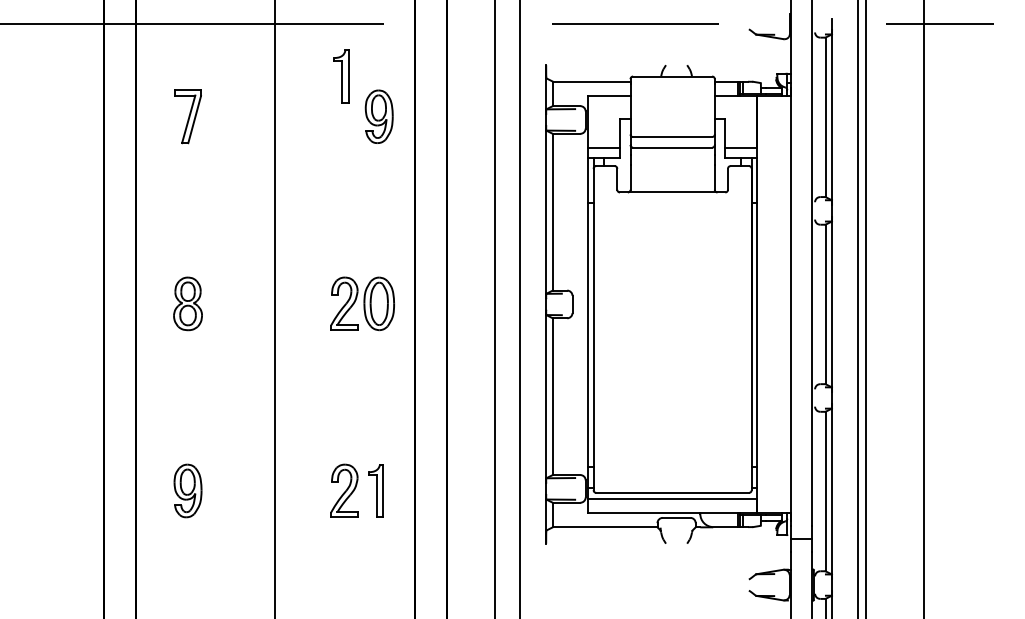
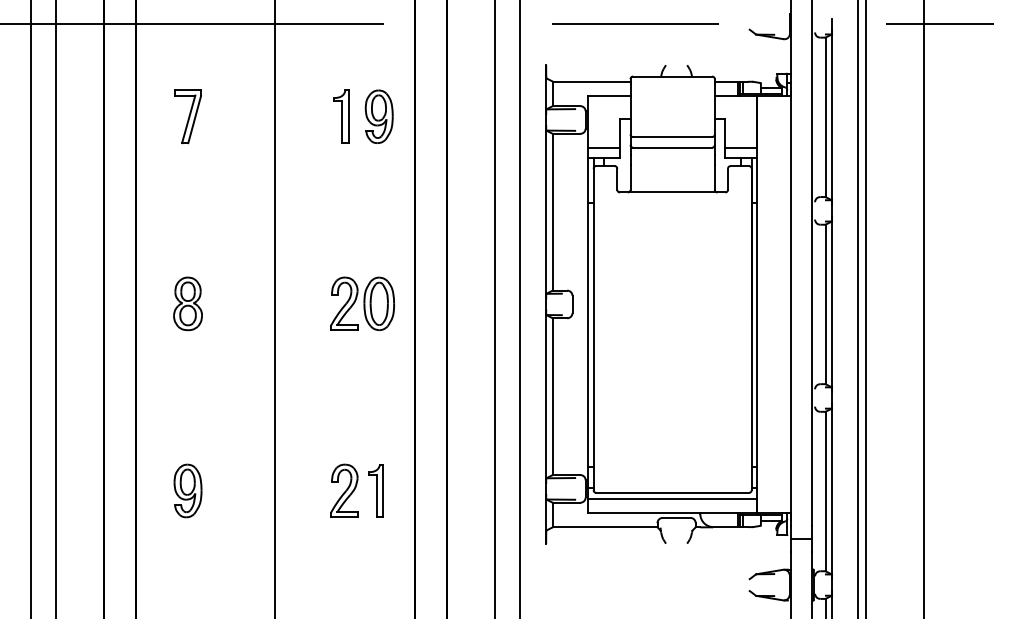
part position: (341, 76) -> (341, 116) (341, 116)
line: none -> present (30, 308)
line: none -> present (55, 308)
